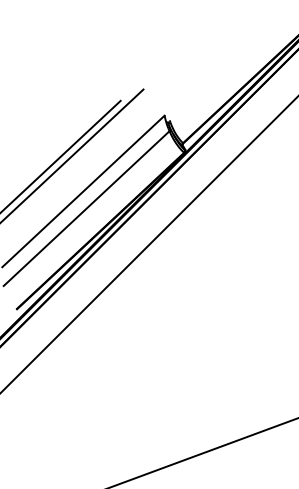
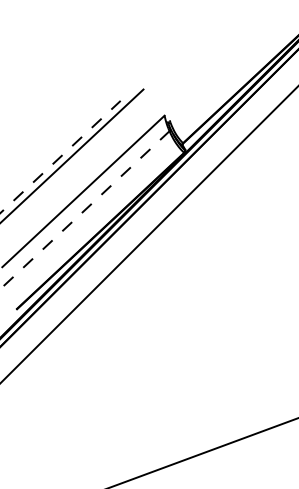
line: solid -> dashed (60, 156)
line: solid -> dashed (87, 208)
line position: (148, 245) -> (148, 235) (148, 235)
